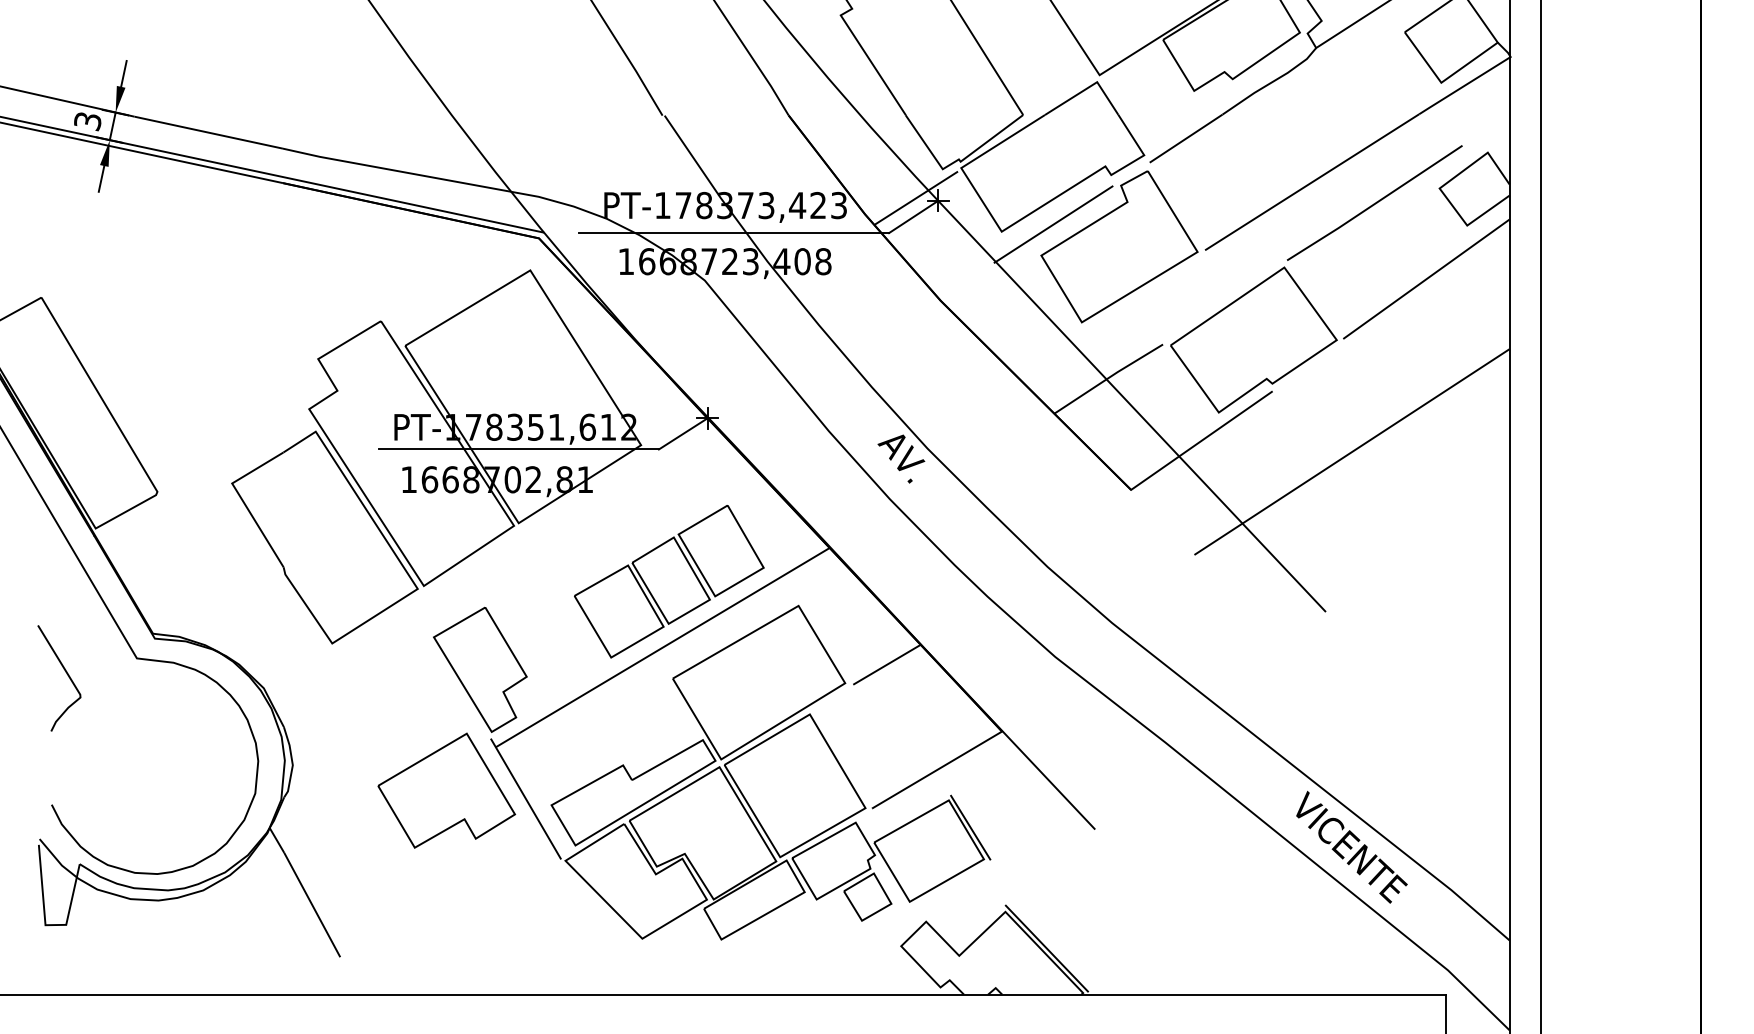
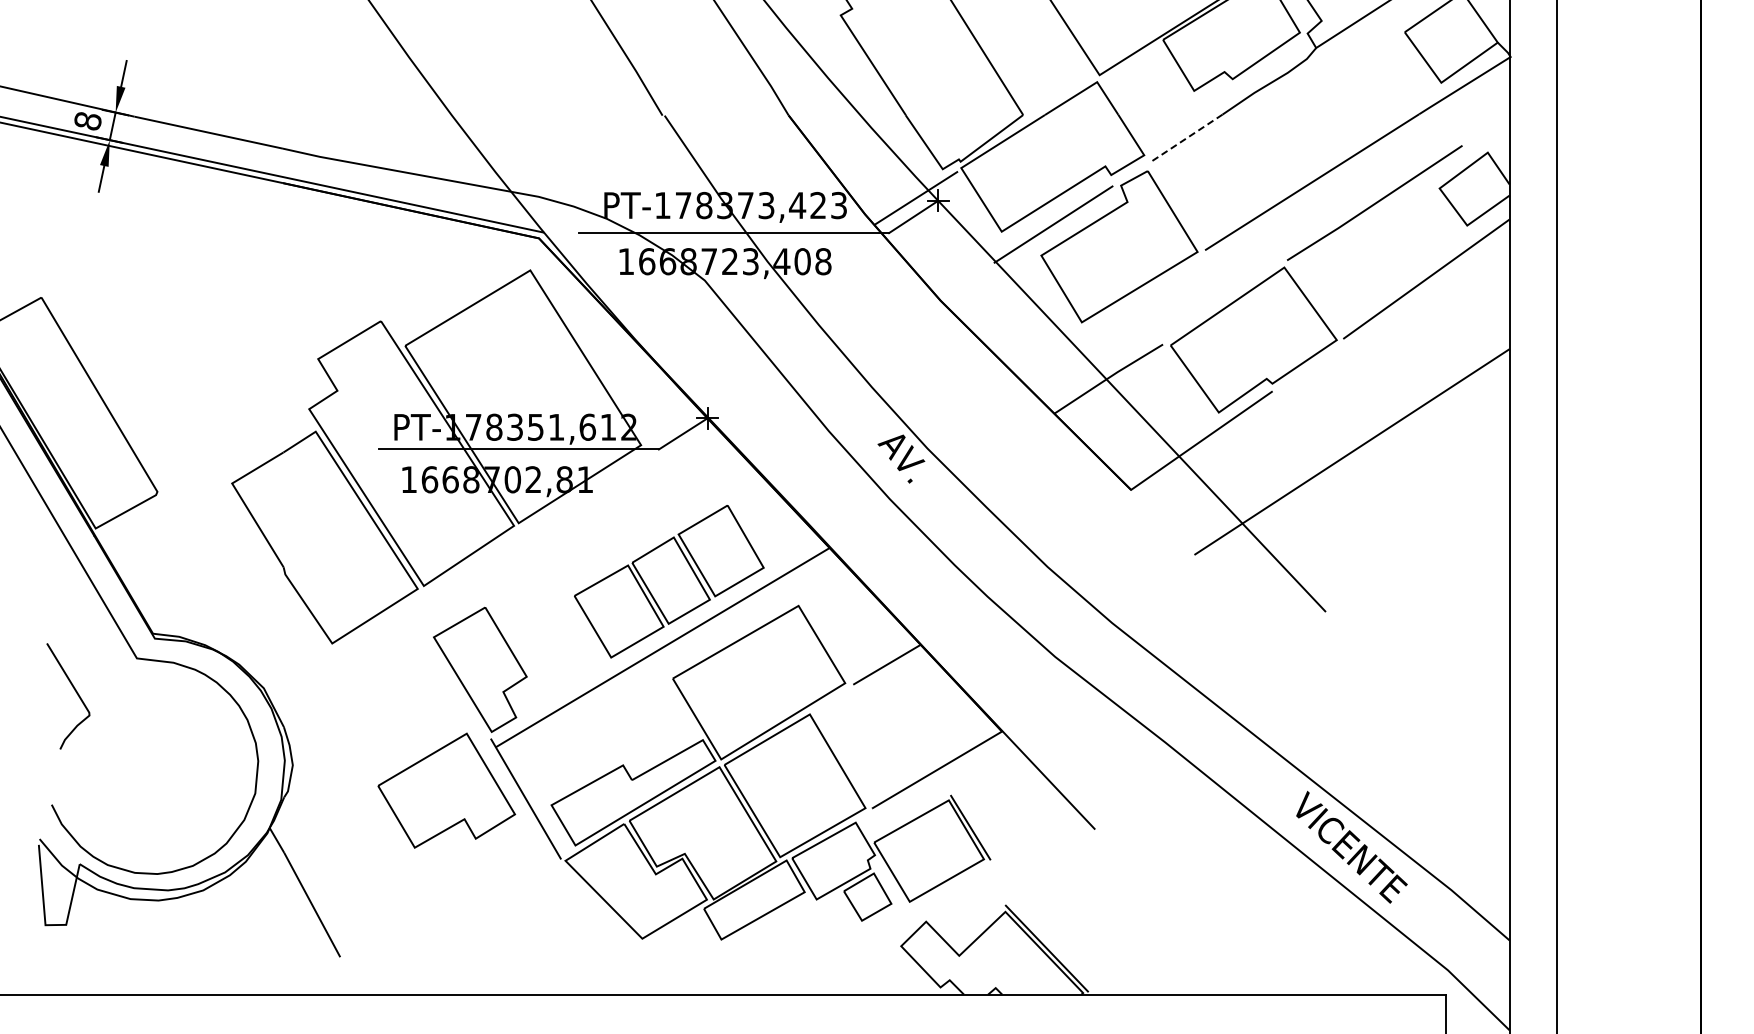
text: 3 -> 8 (87, 121)
line: solid -> dashed (1186, 138)
line position: (1541, 516) -> (1557, 516) (1557, 516)
curve position: (66, 674) -> (75, 692) (75, 692)
